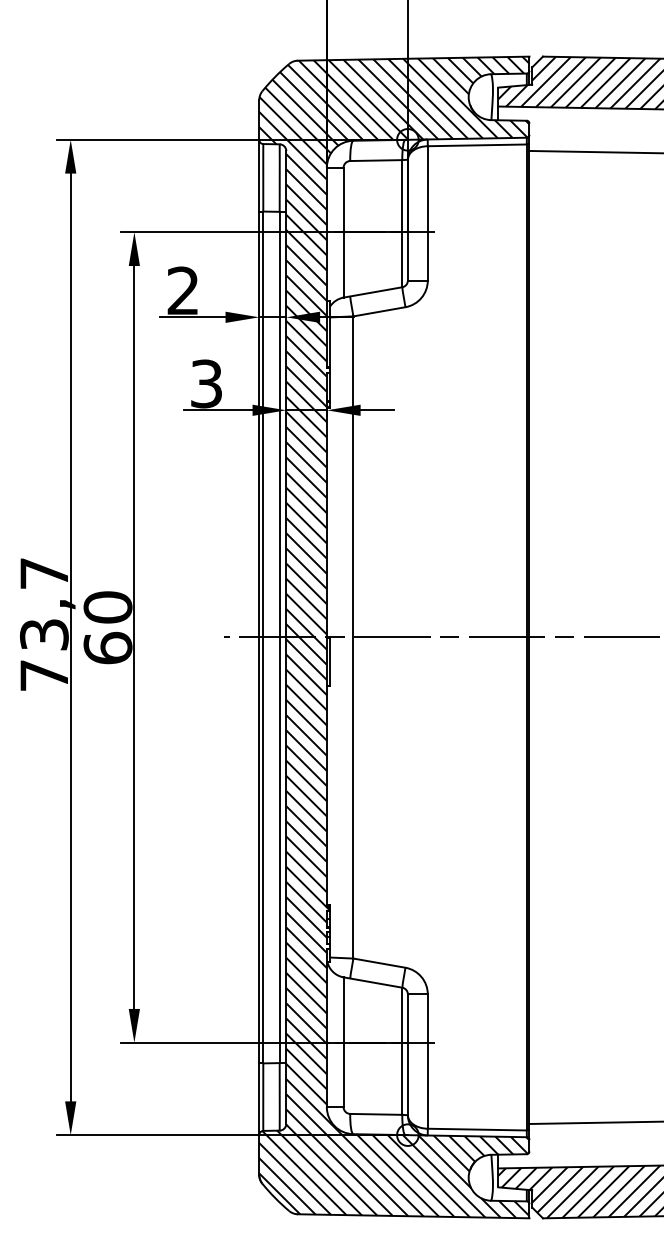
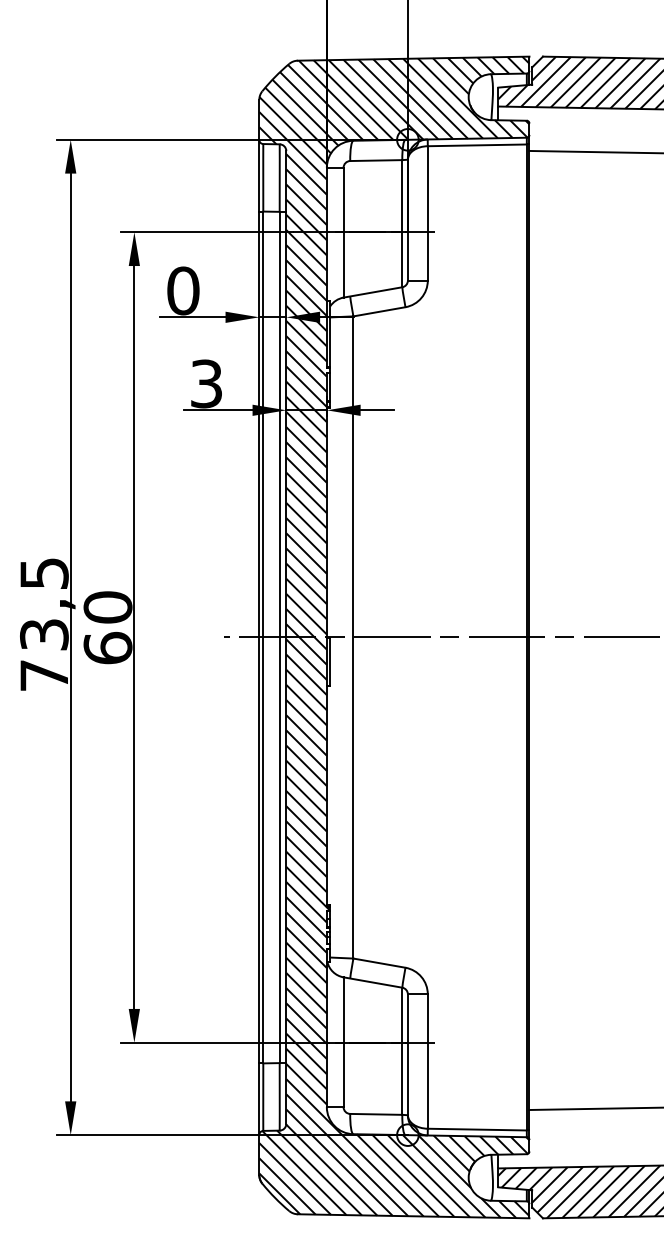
text: 2 -> 0 (183, 290)
text: 73,7 -> 73,5 (44, 573)
line position: (594, 1122) -> (594, 1108) (594, 1108)
